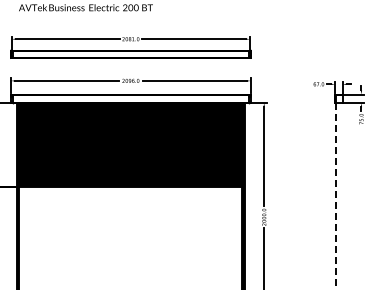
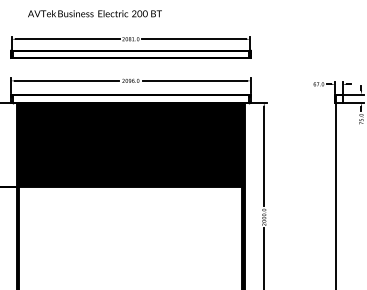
text position: (85, 7) -> (94, 13) (94, 13)
line: dashed -> solid (336, 196)
